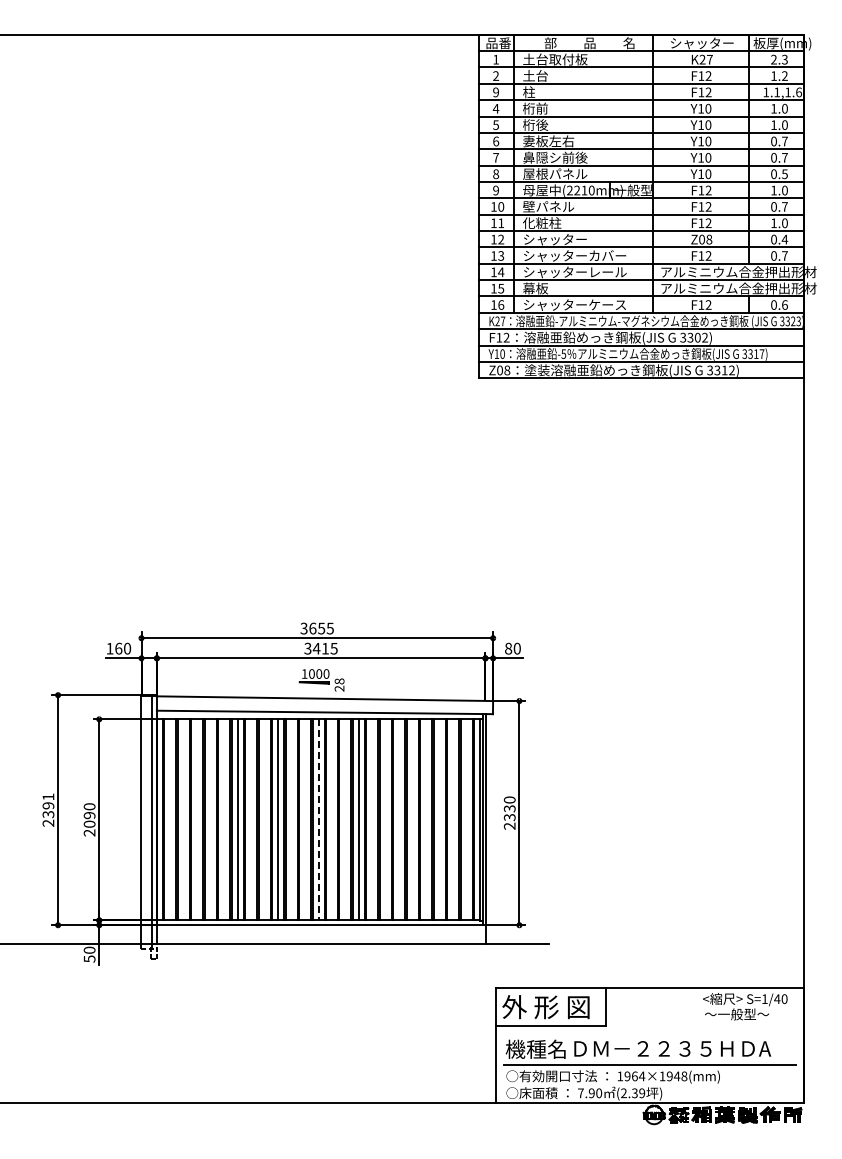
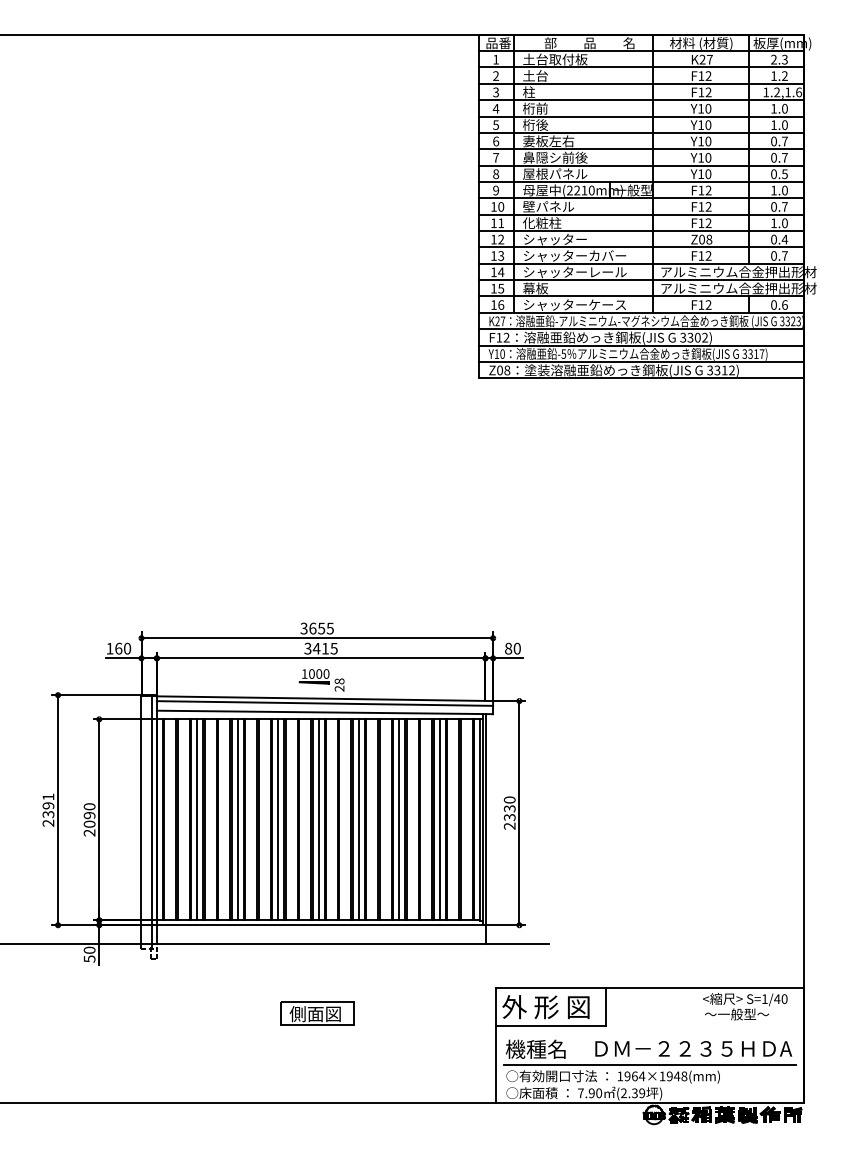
text: シャッター -> 材料 (材質) (701, 43)
text: 9 -> 3 (495, 92)
text: 1.1,1.6 -> 1.2,1.6 (777, 92)
line: none -> present (324, 703)
line: none -> present (197, 819)
line: dashed -> solid (318, 819)
line: none -> present (399, 819)
line: none -> present (439, 819)
part: none -> present (317, 1013)
text position: (672, 1048) -> (693, 1048) (693, 1048)
